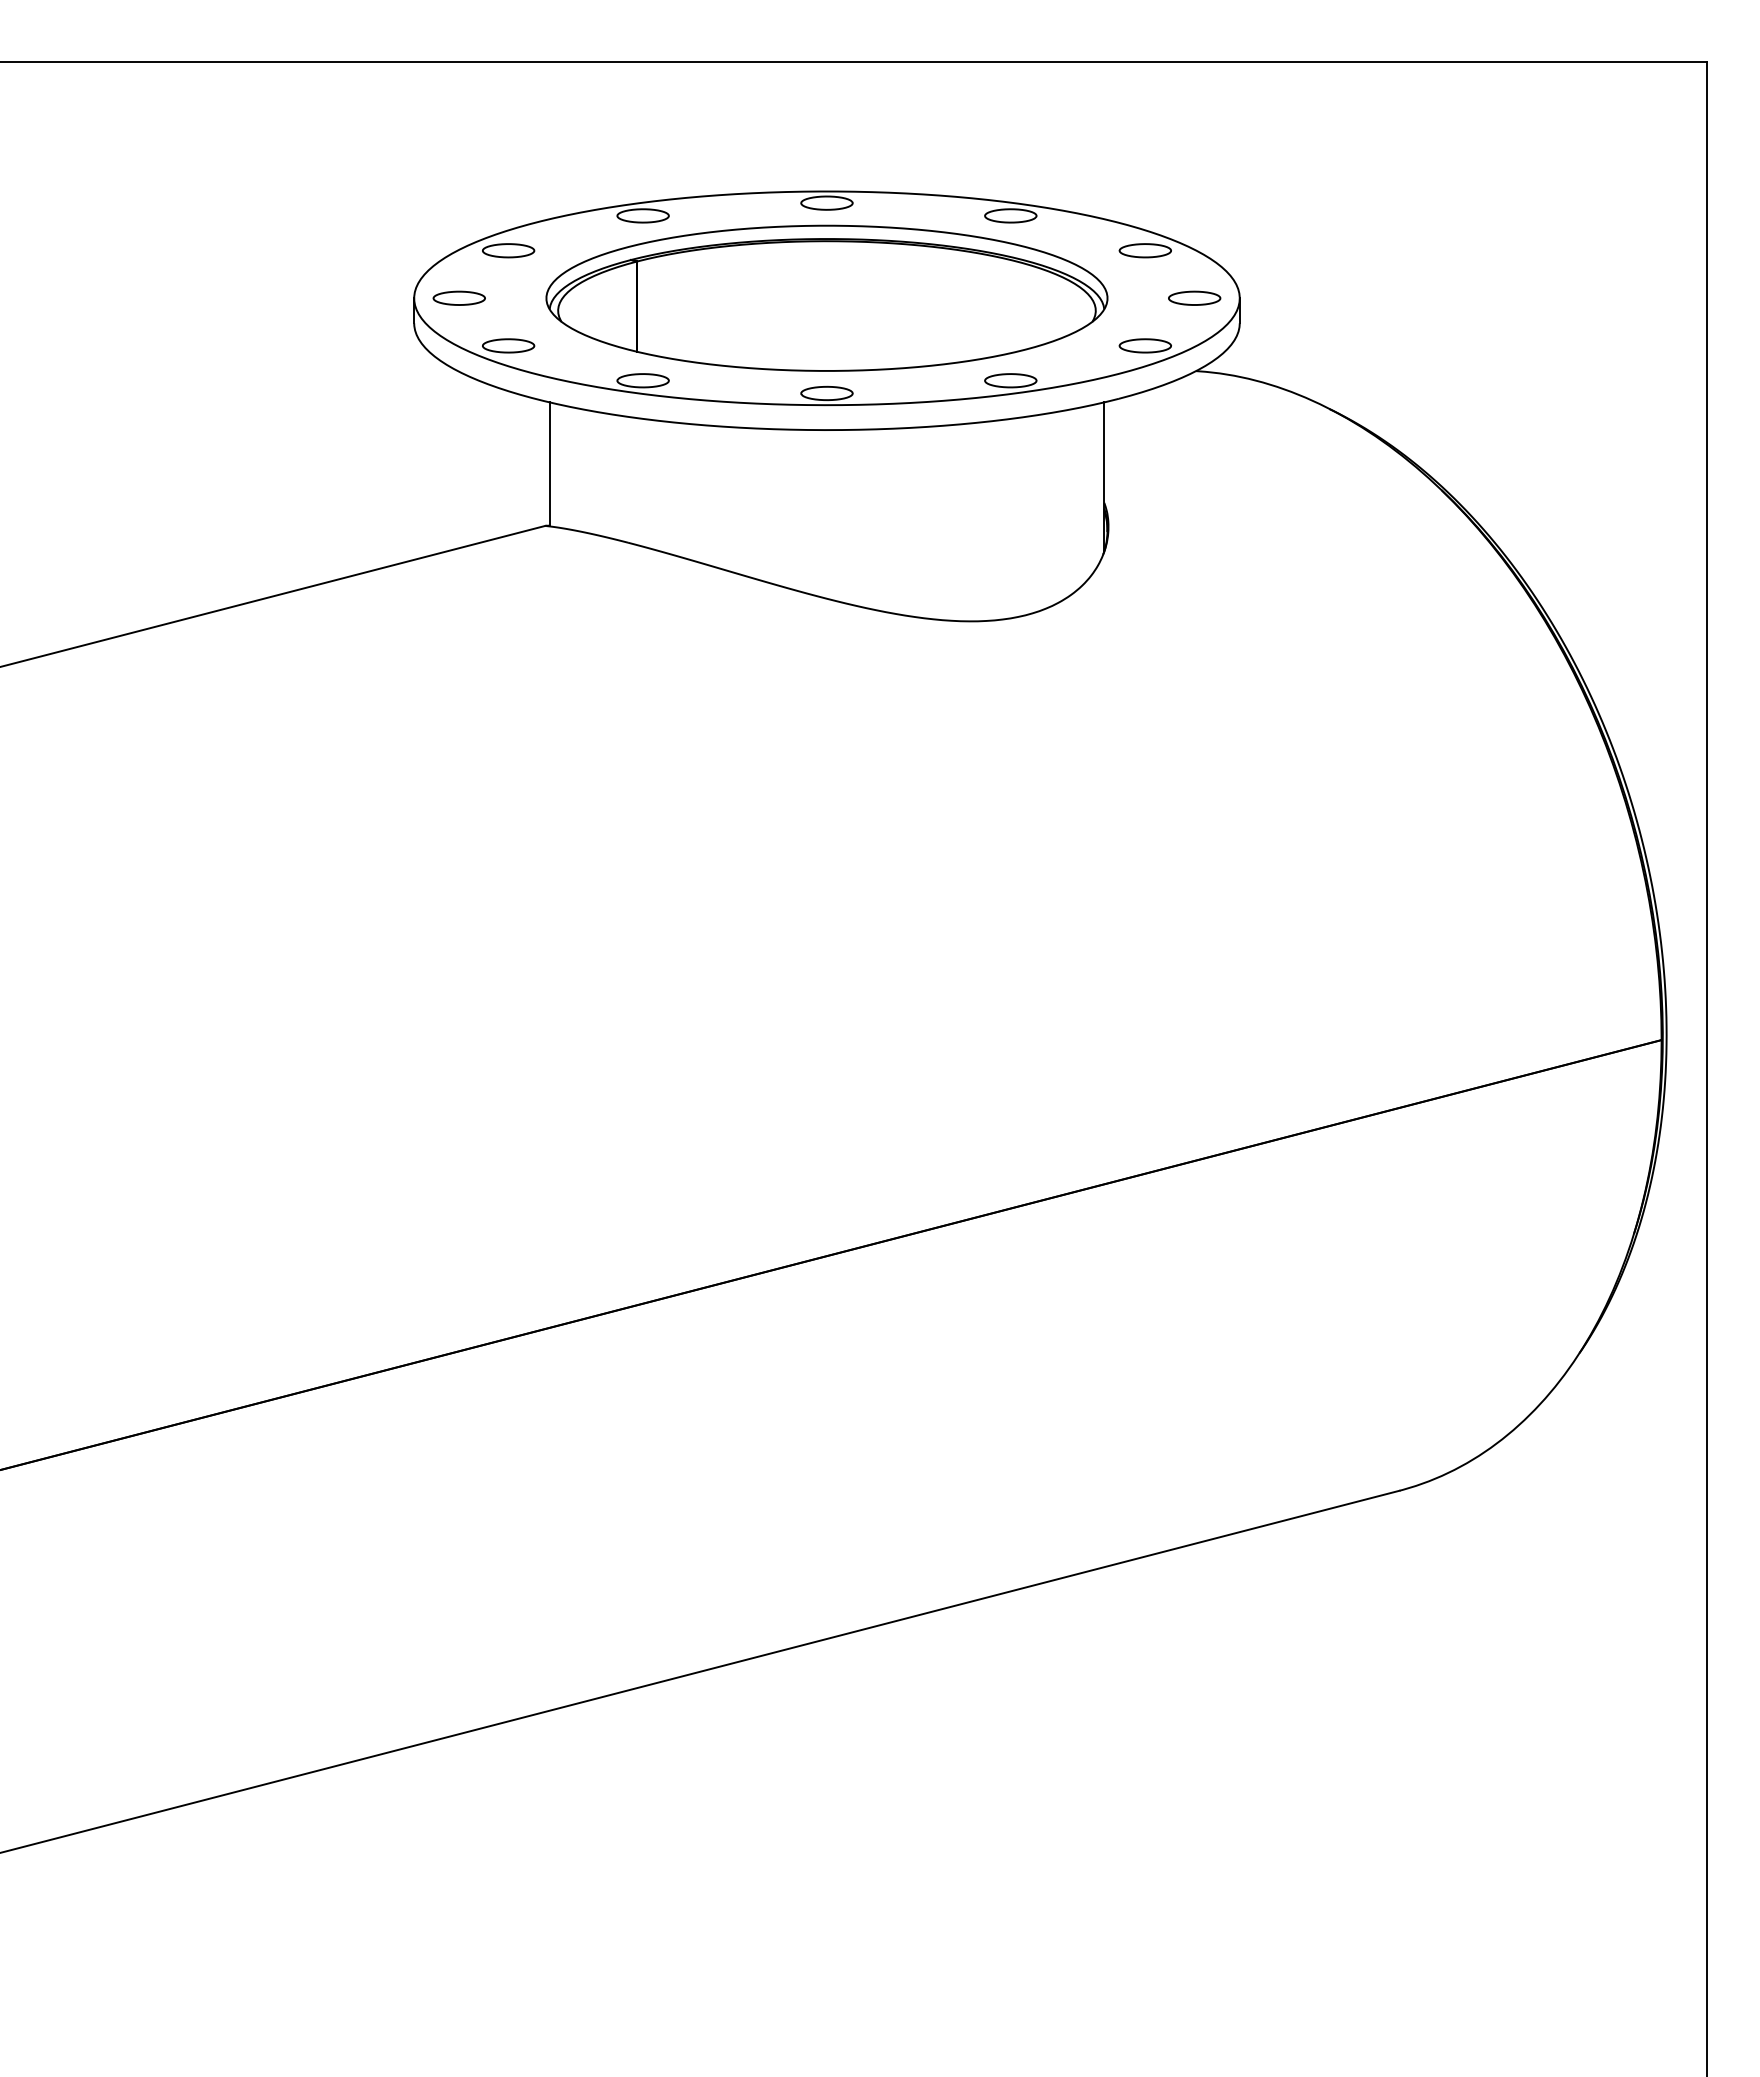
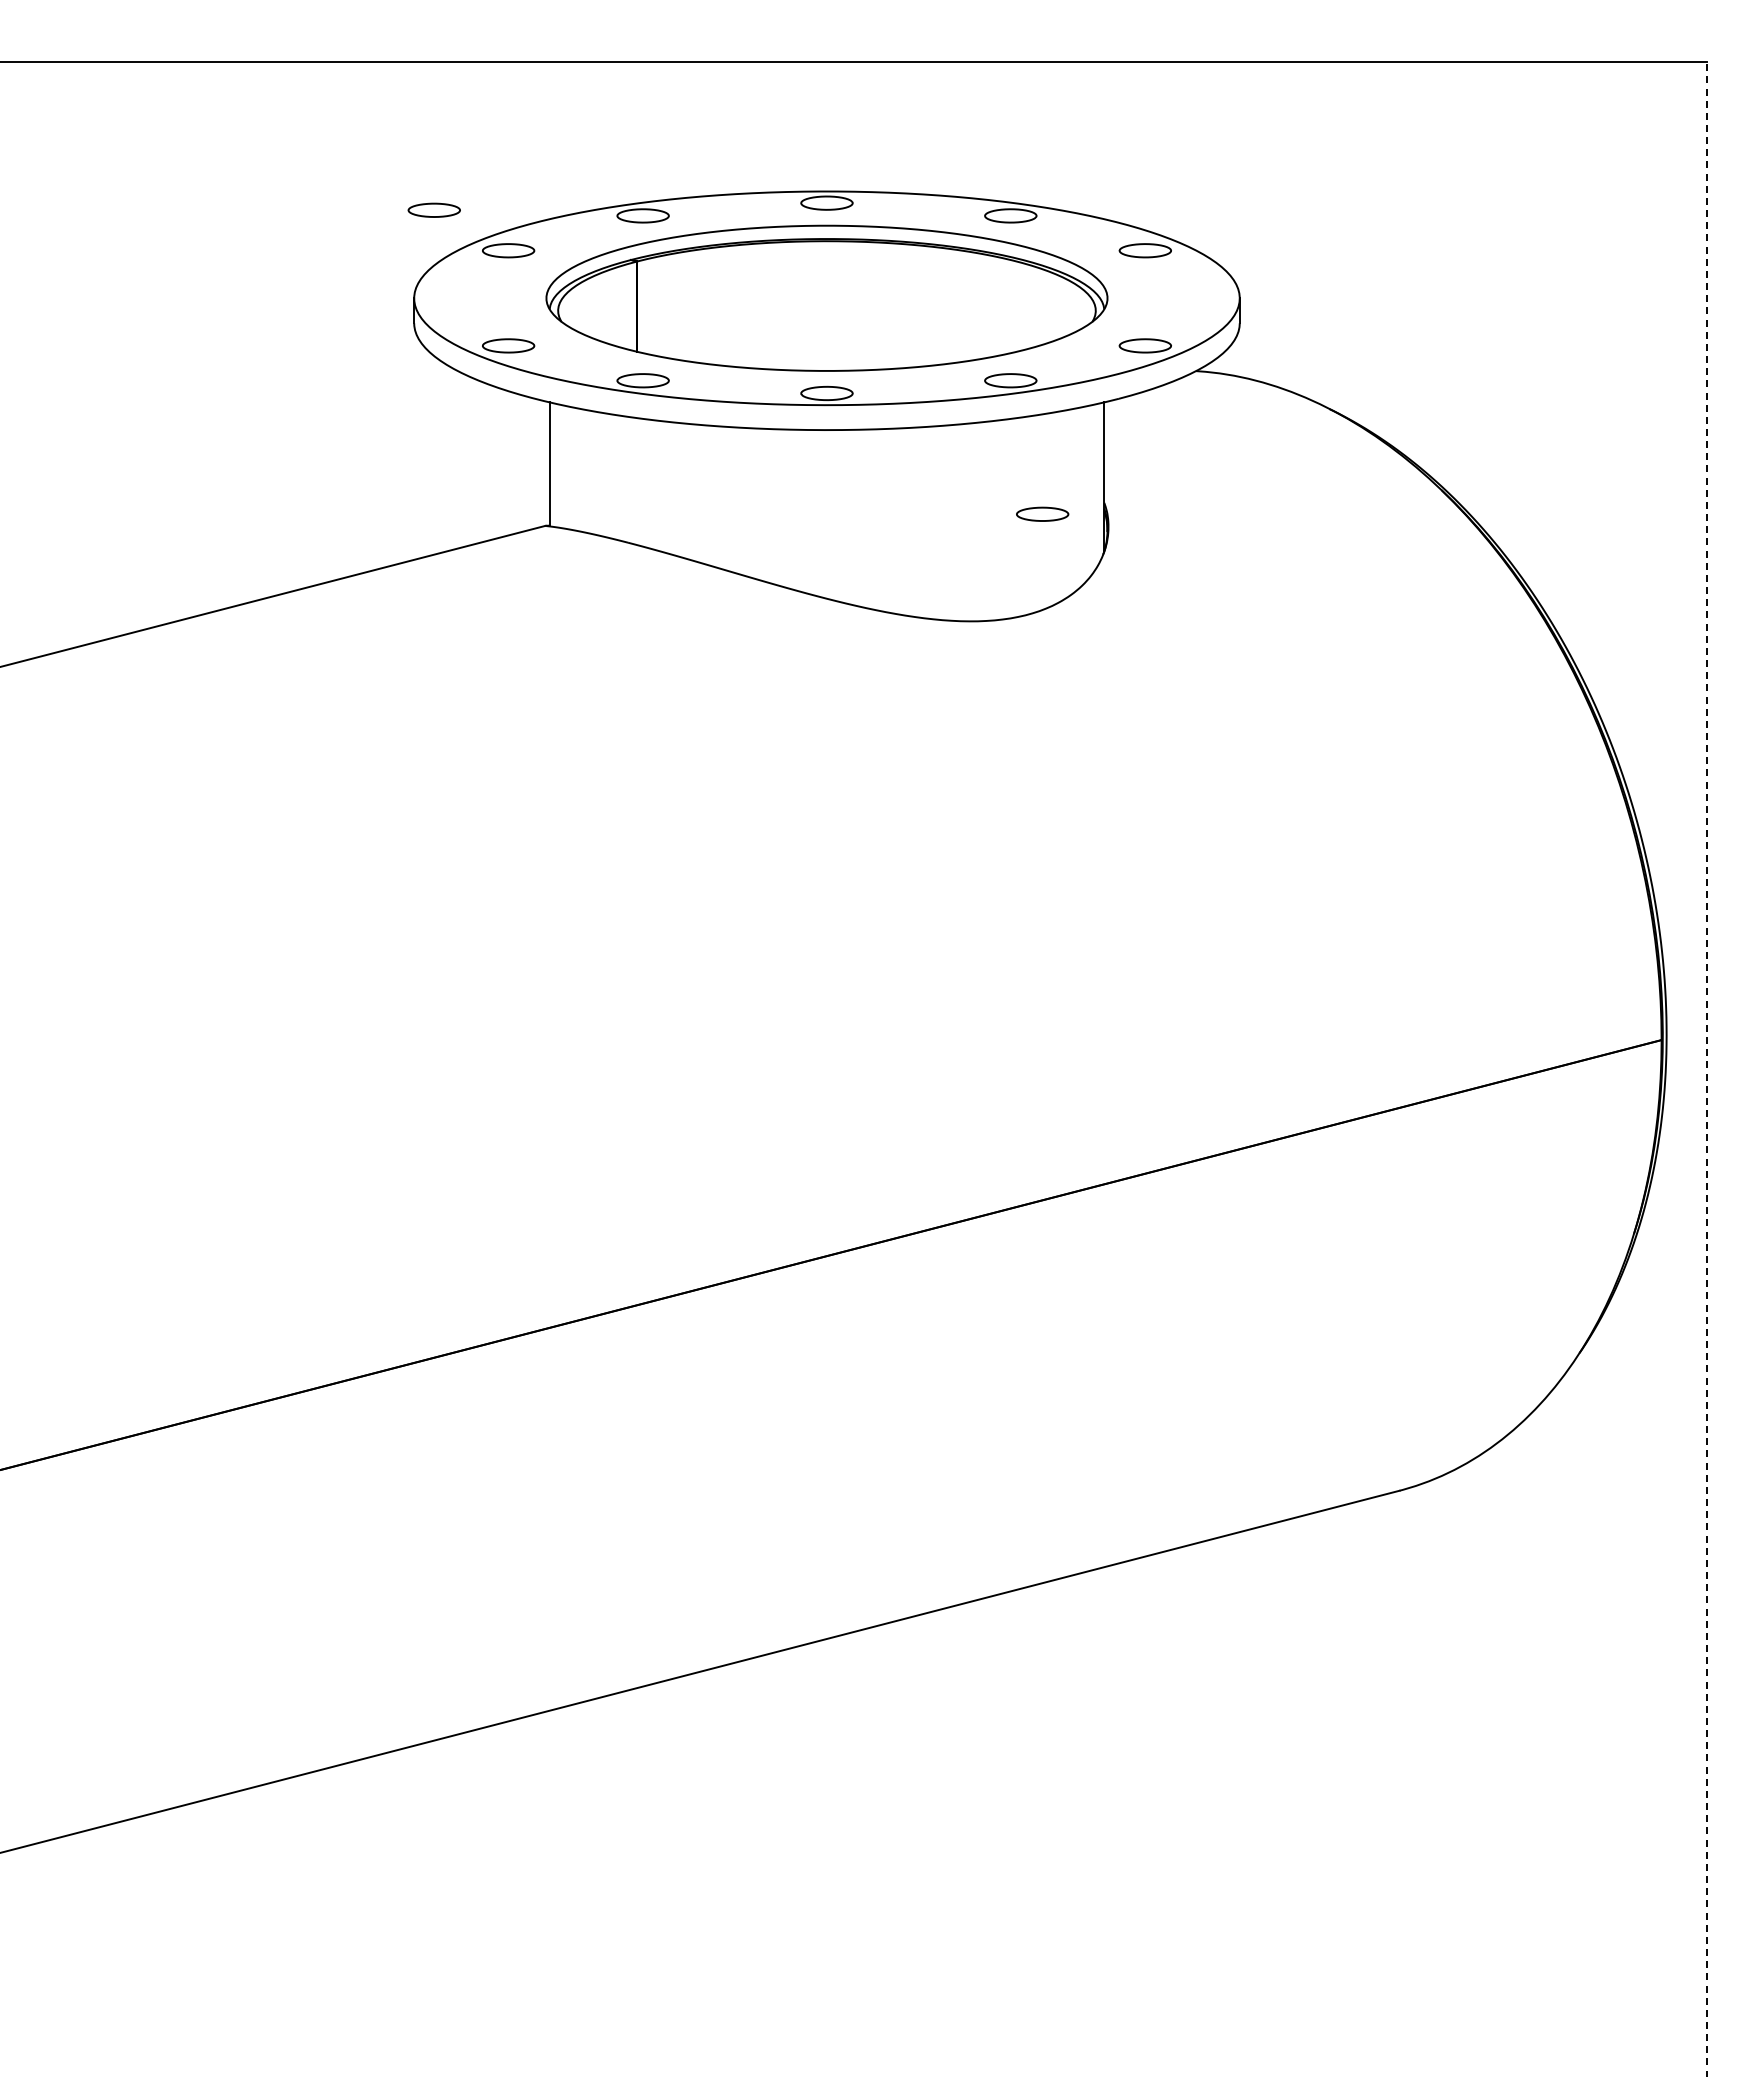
part position: (458, 297) -> (433, 209) (433, 209)
part position: (1194, 297) -> (1042, 513) (1042, 513)
line: solid -> dashed (1707, 1069)
